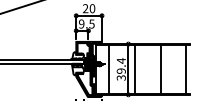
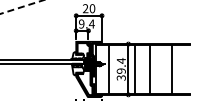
line: solid -> dashed (22, 6)
text: 9.5 -> 9.4 (91, 23)
line position: (160, 69) -> (149, 69) (149, 69)
line position: (186, 69) -> (172, 69) (172, 69)
